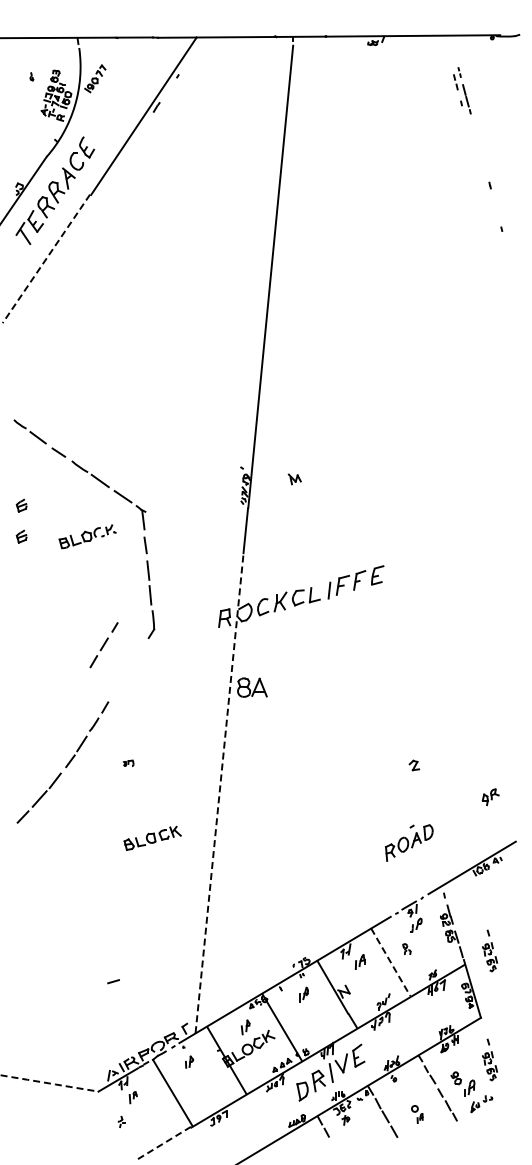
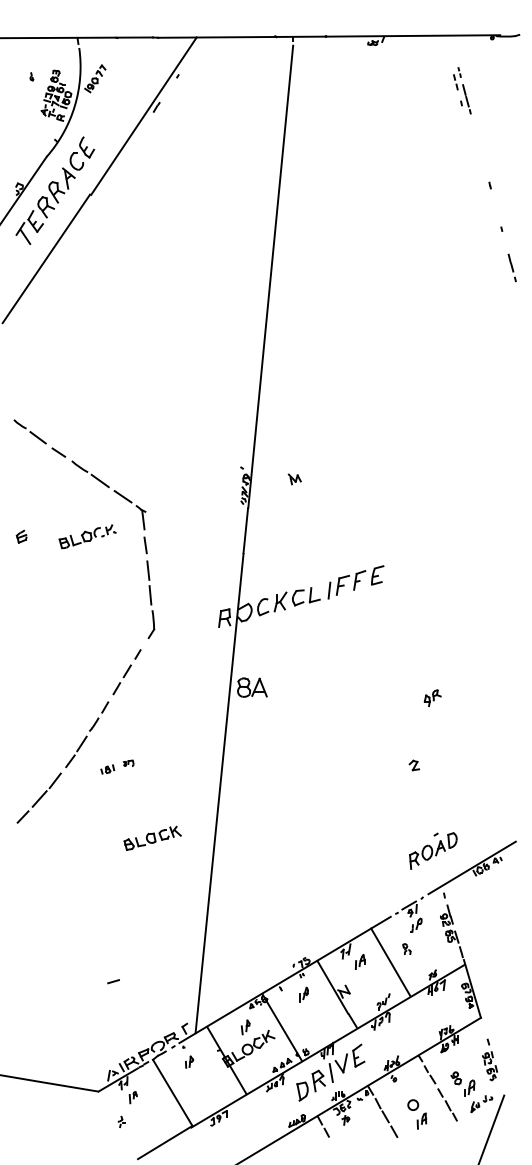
line: dashed -> solid (46, 258)
line: none -> present (511, 267)
part: present -> none (21, 505)
part position: (103, 645) -> (126, 672) (126, 672)
part: none -> present (107, 769)
line: dashed -> solid (219, 793)
part position: (490, 797) -> (432, 698) (432, 698)
part position: (409, 842) -> (433, 850) (433, 850)
part: present -> none (489, 950)
line: dashed -> solid (390, 962)
arc: dashed -> solid (49, 1083)
part size: 13x19 px -> 21x31 px (417, 1114)
line: none -> present (491, 1128)
line: dashed -> solid (165, 1142)
